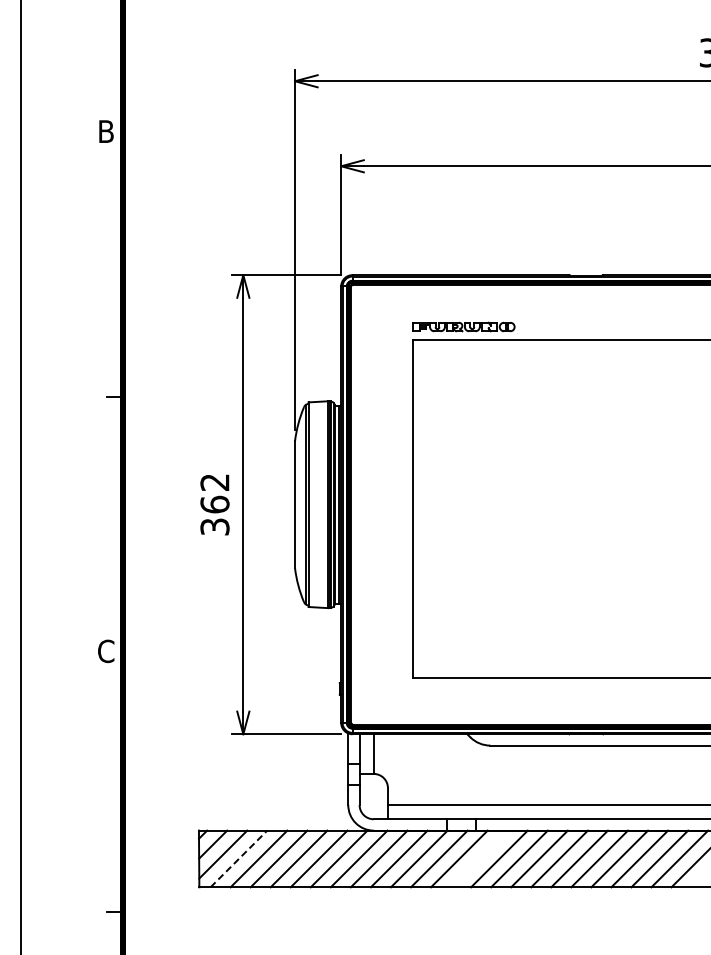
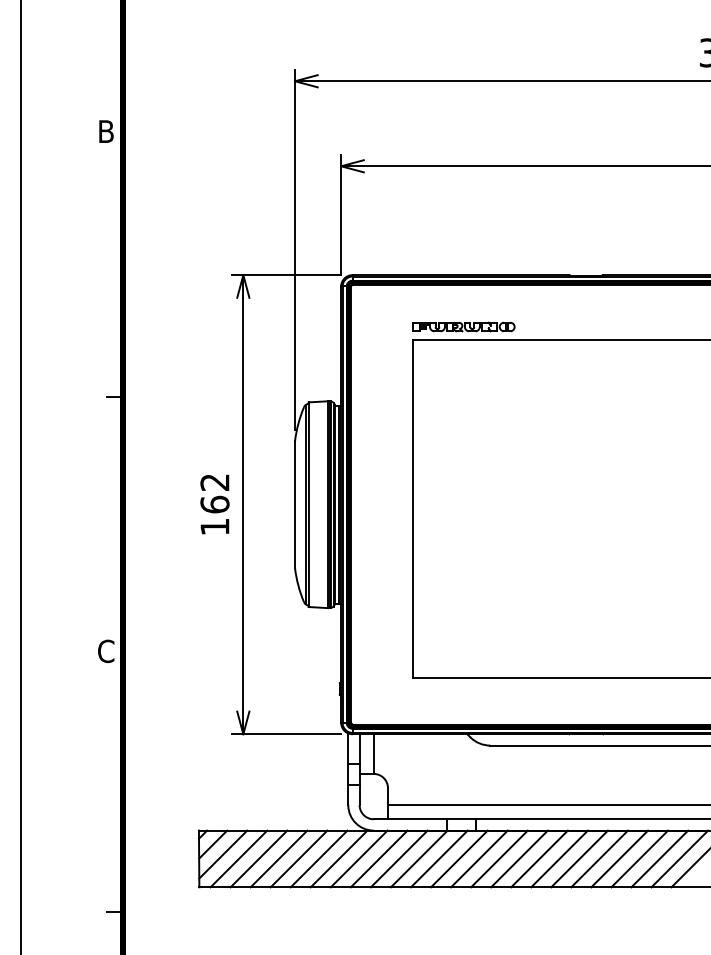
text: 362 -> 162 (214, 526)
line: dashed -> solid (239, 858)
line: none -> present (479, 858)
